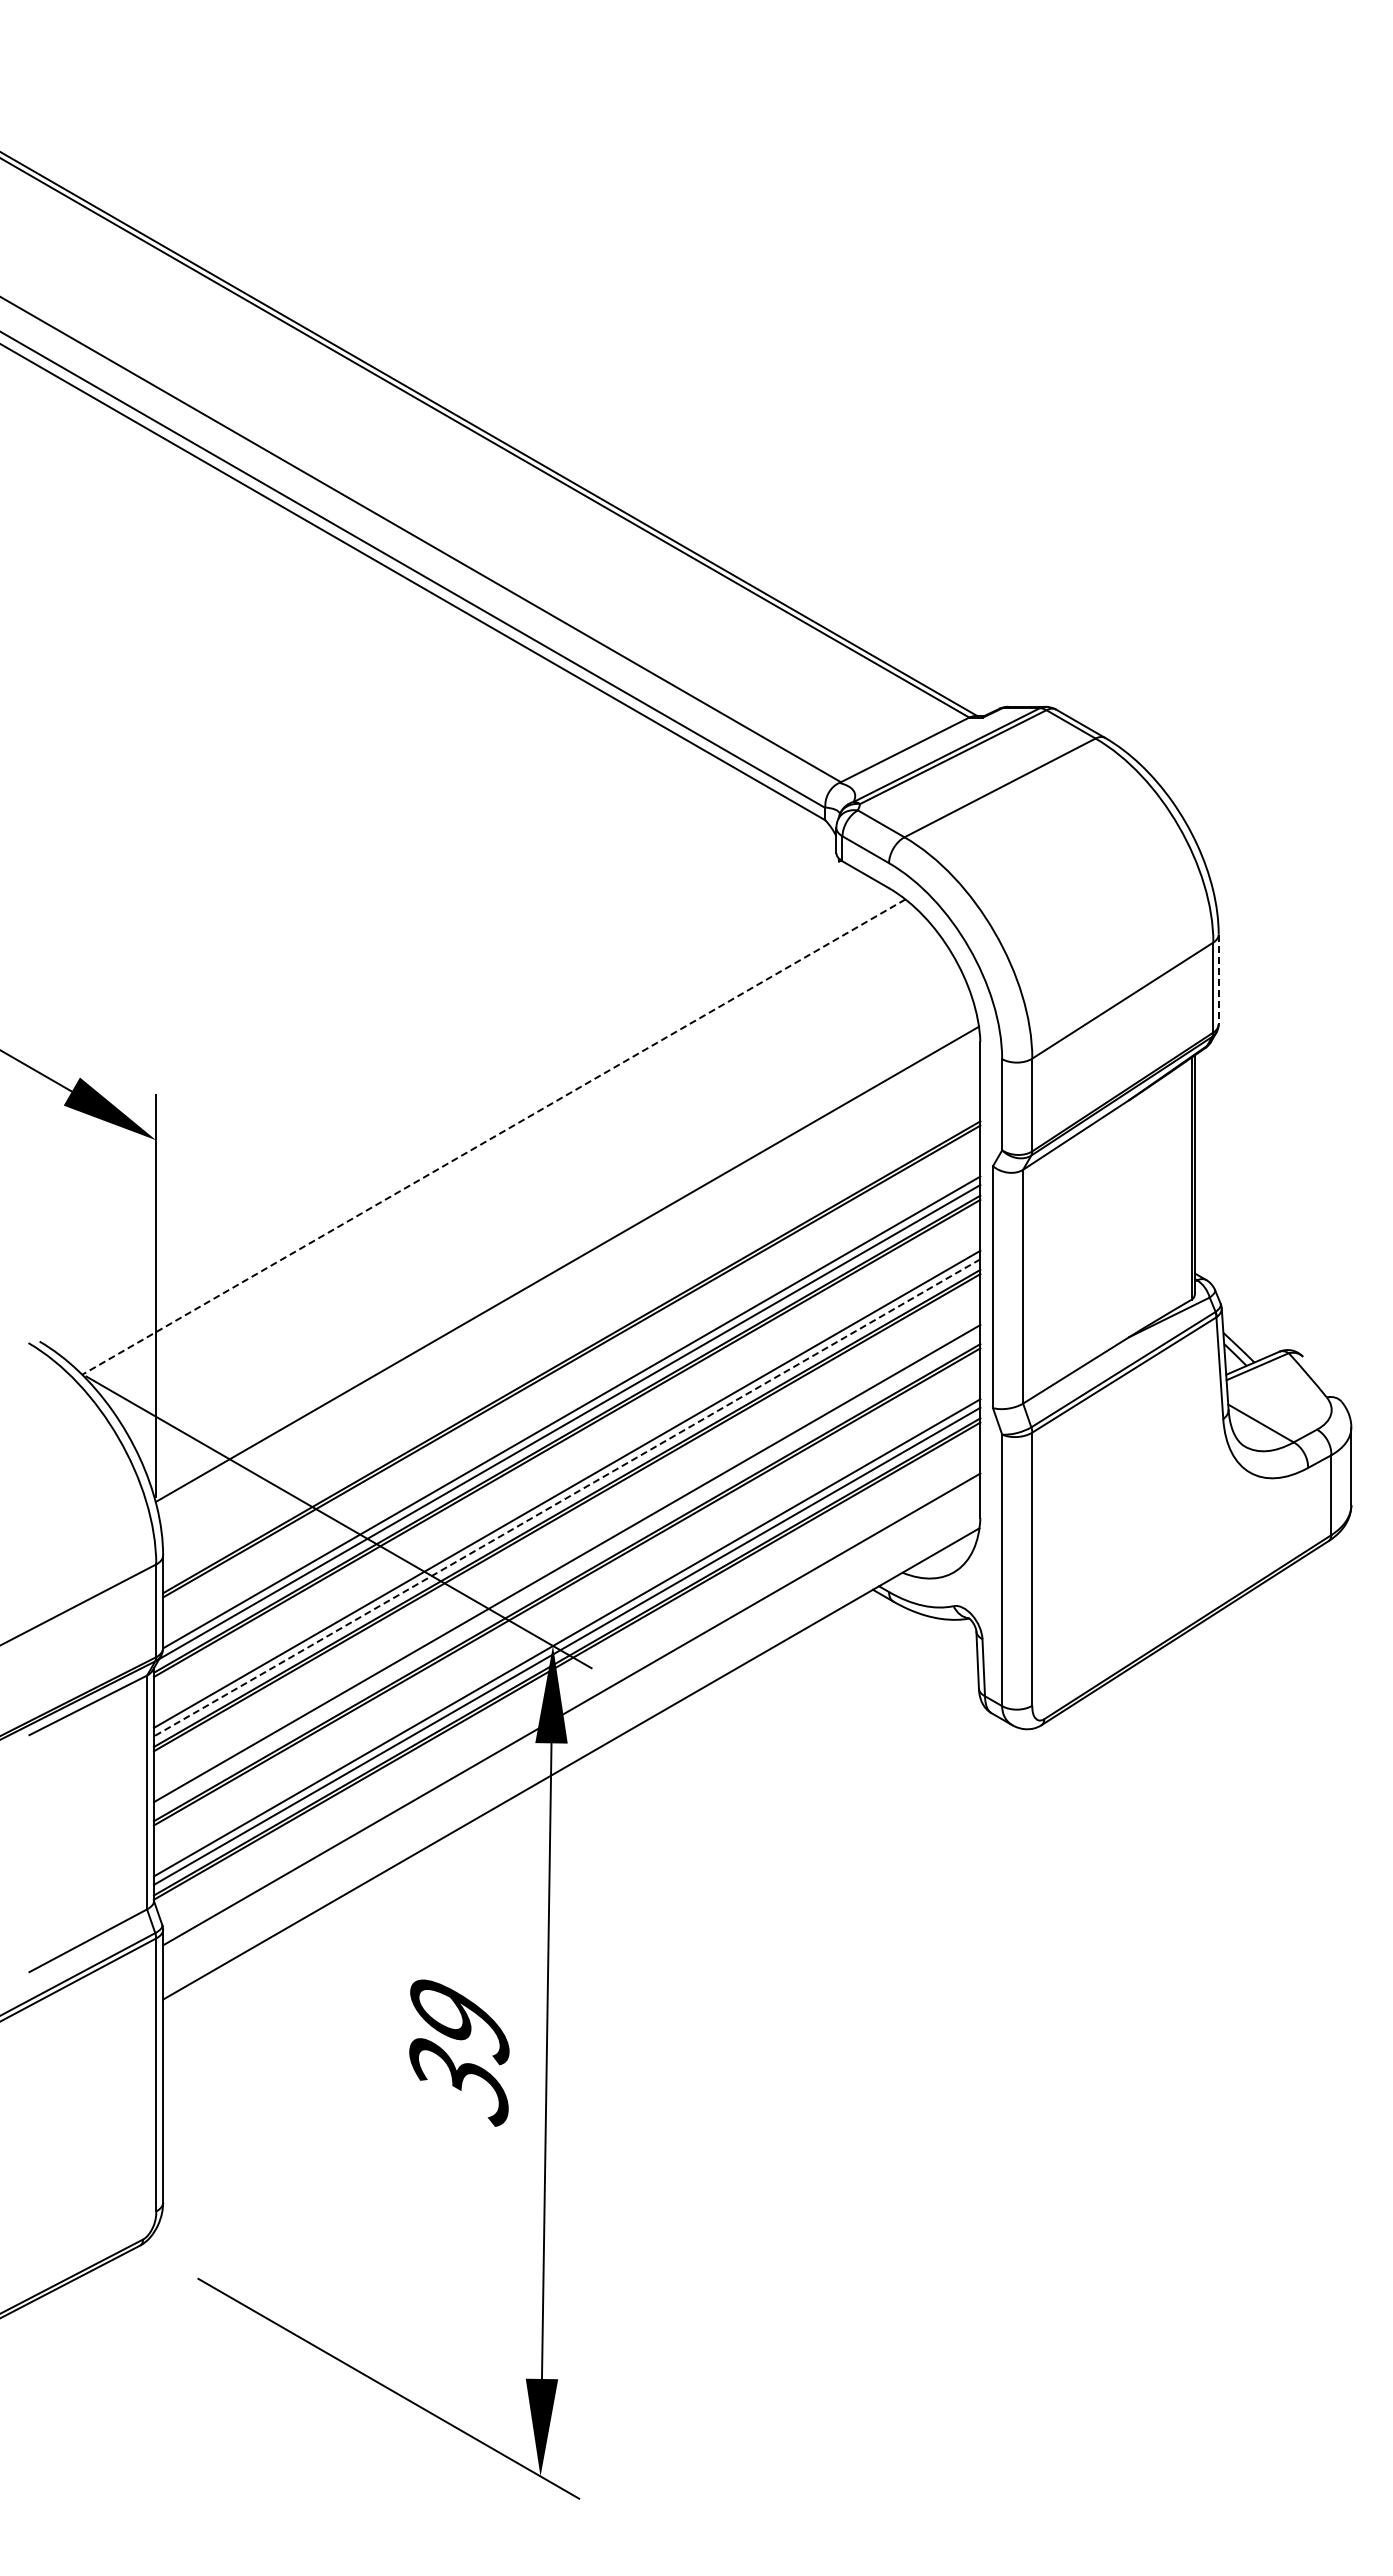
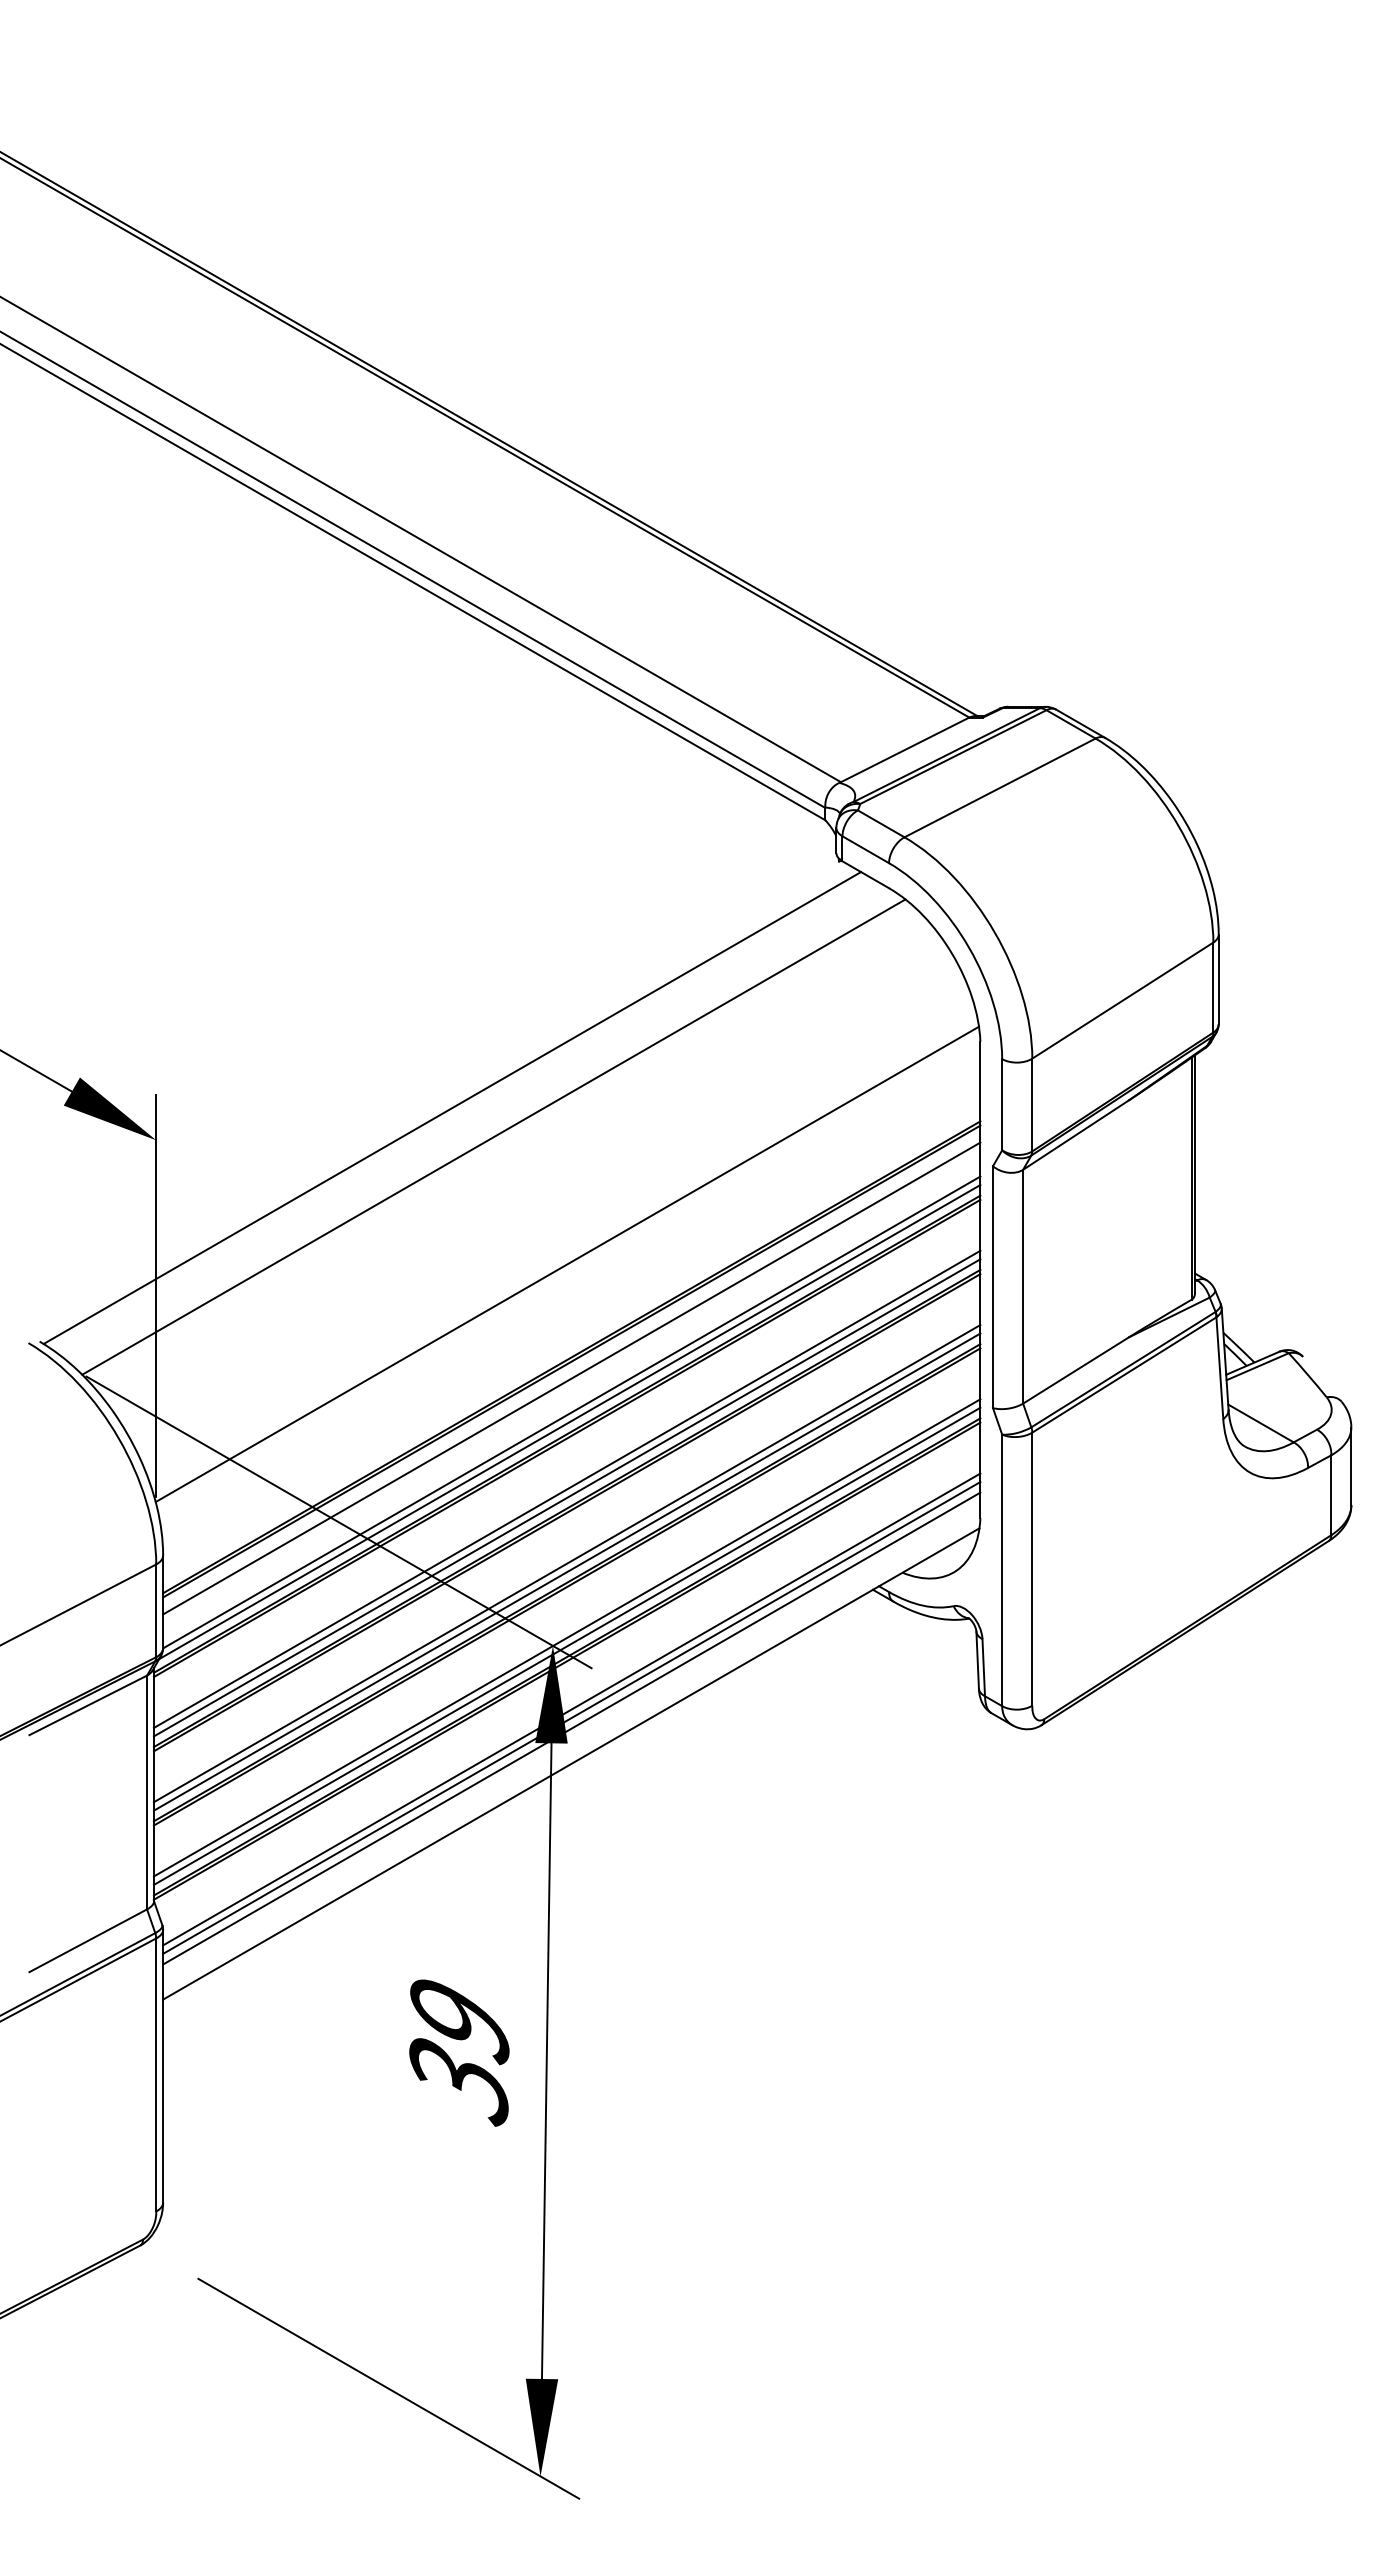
line: dashed -> solid (1218, 979)
line: none -> present (452, 1108)
line: dashed -> solid (493, 1137)
line: none -> present (571, 1378)
line: dashed -> solid (566, 1498)
line: none -> present (566, 1571)
line: none -> present (571, 1717)
line: none -> present (571, 1728)
